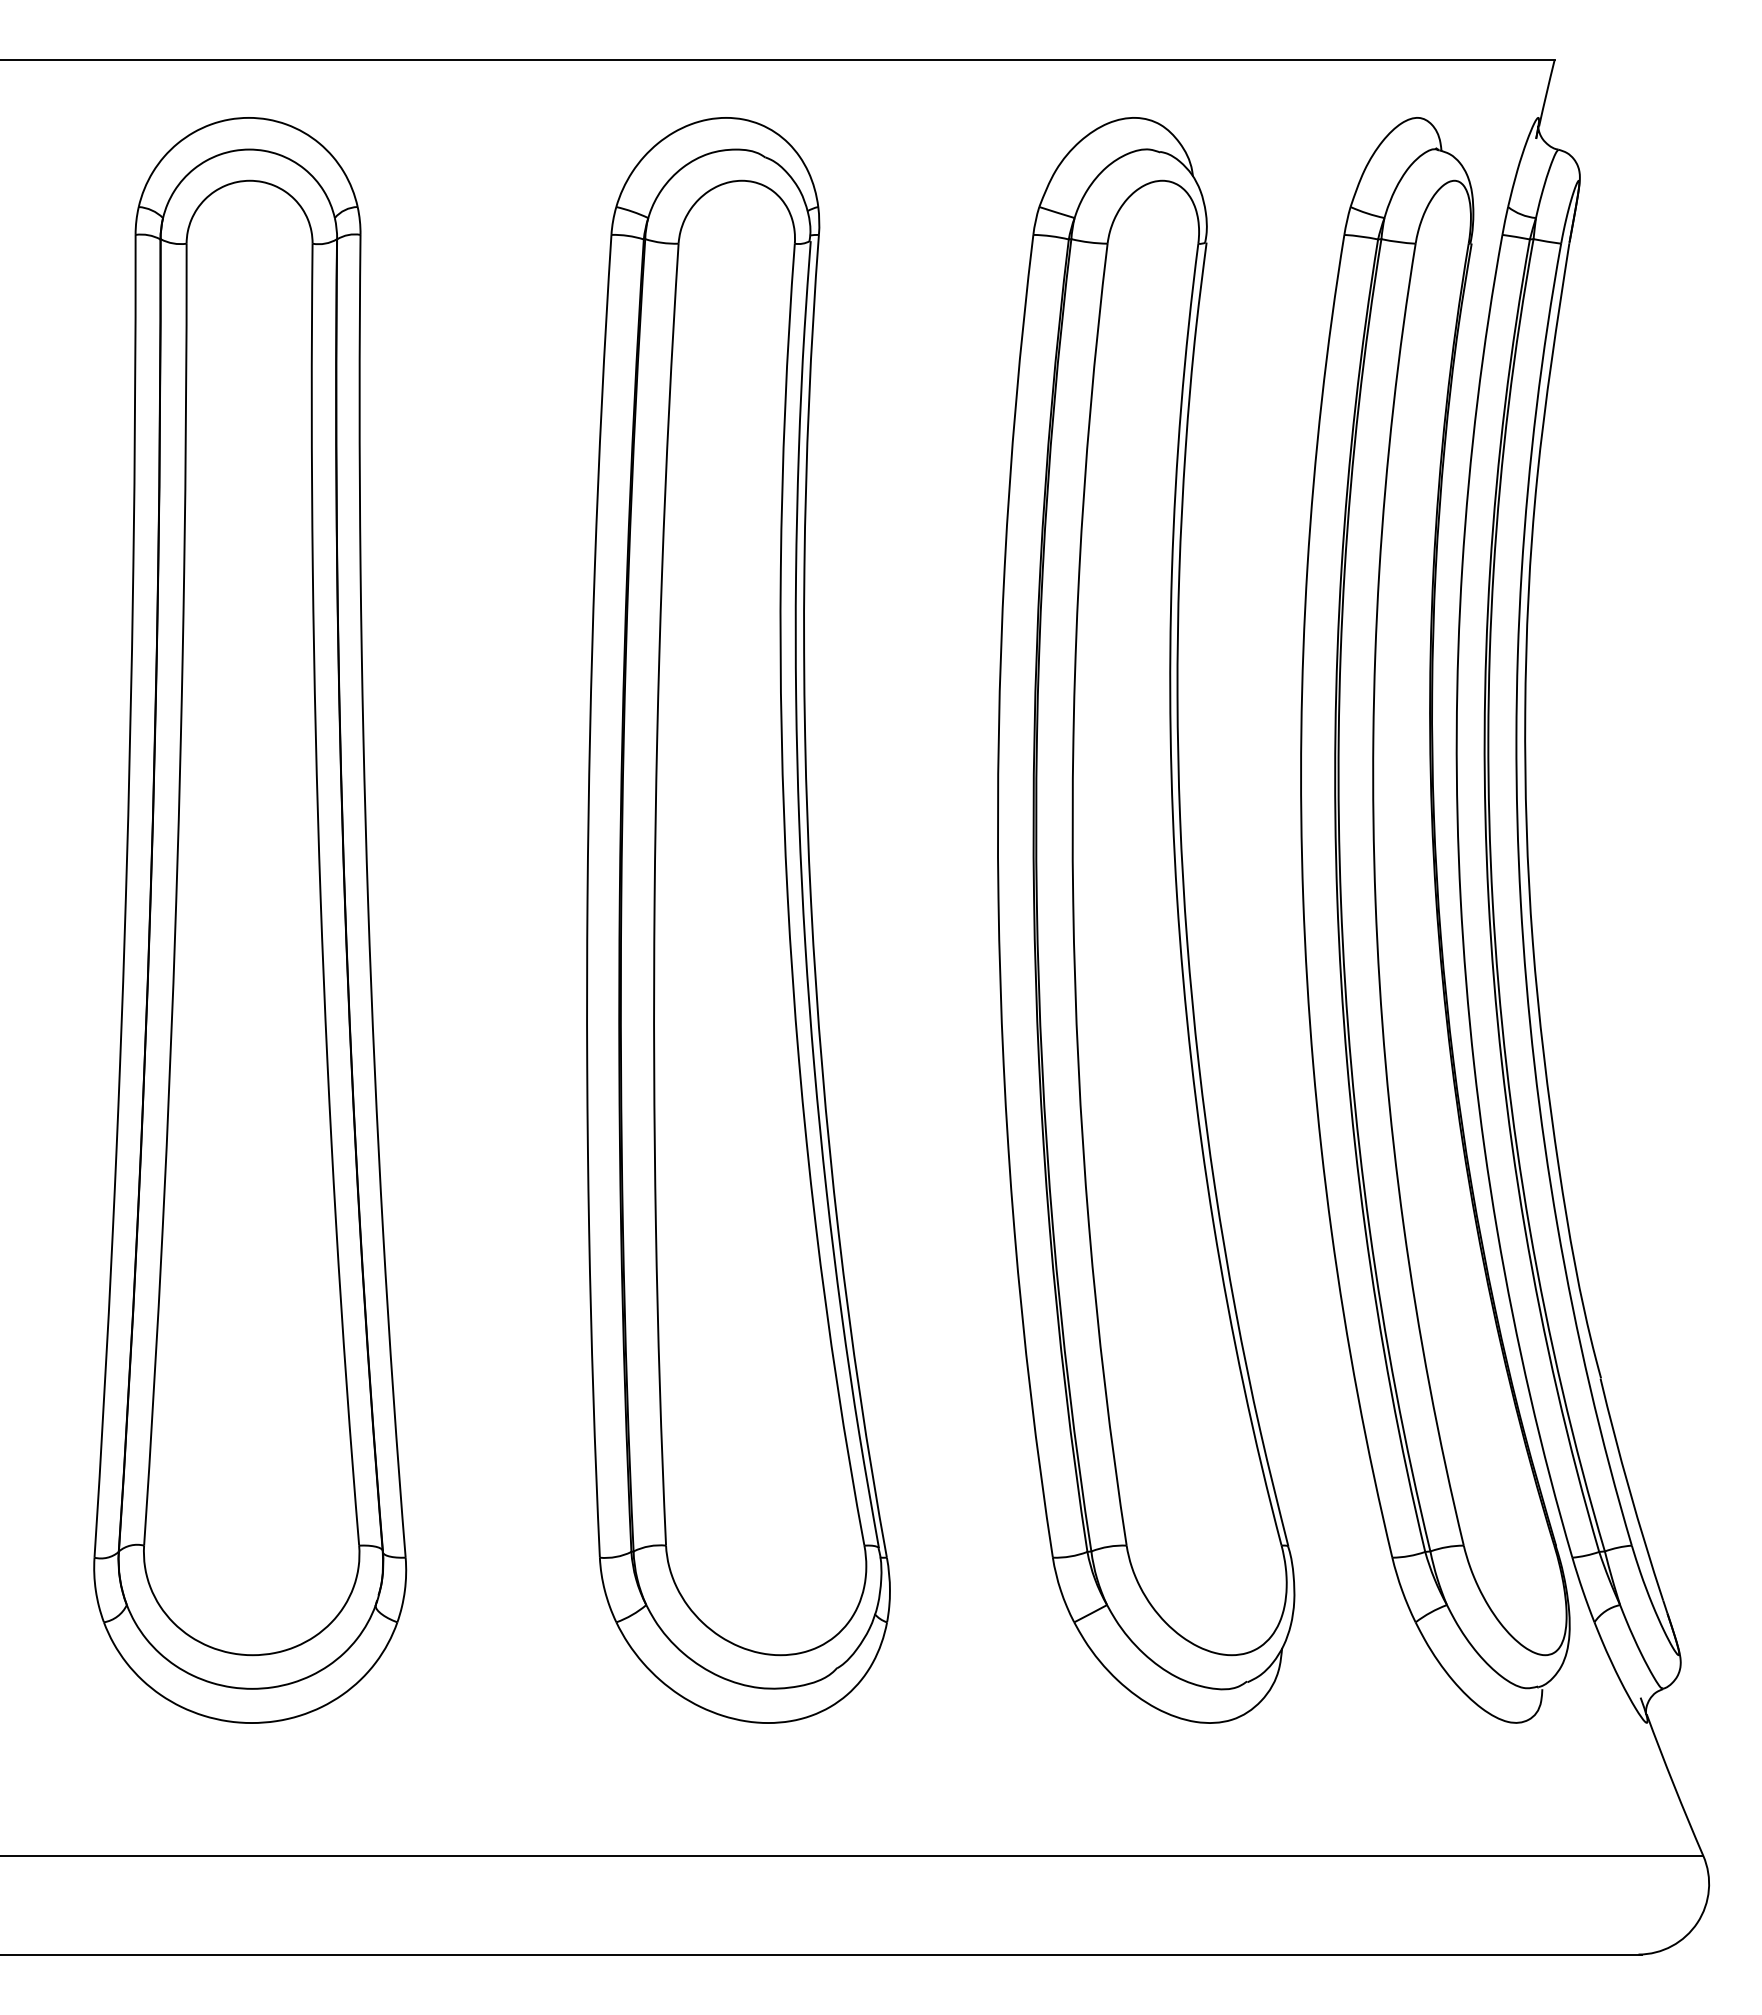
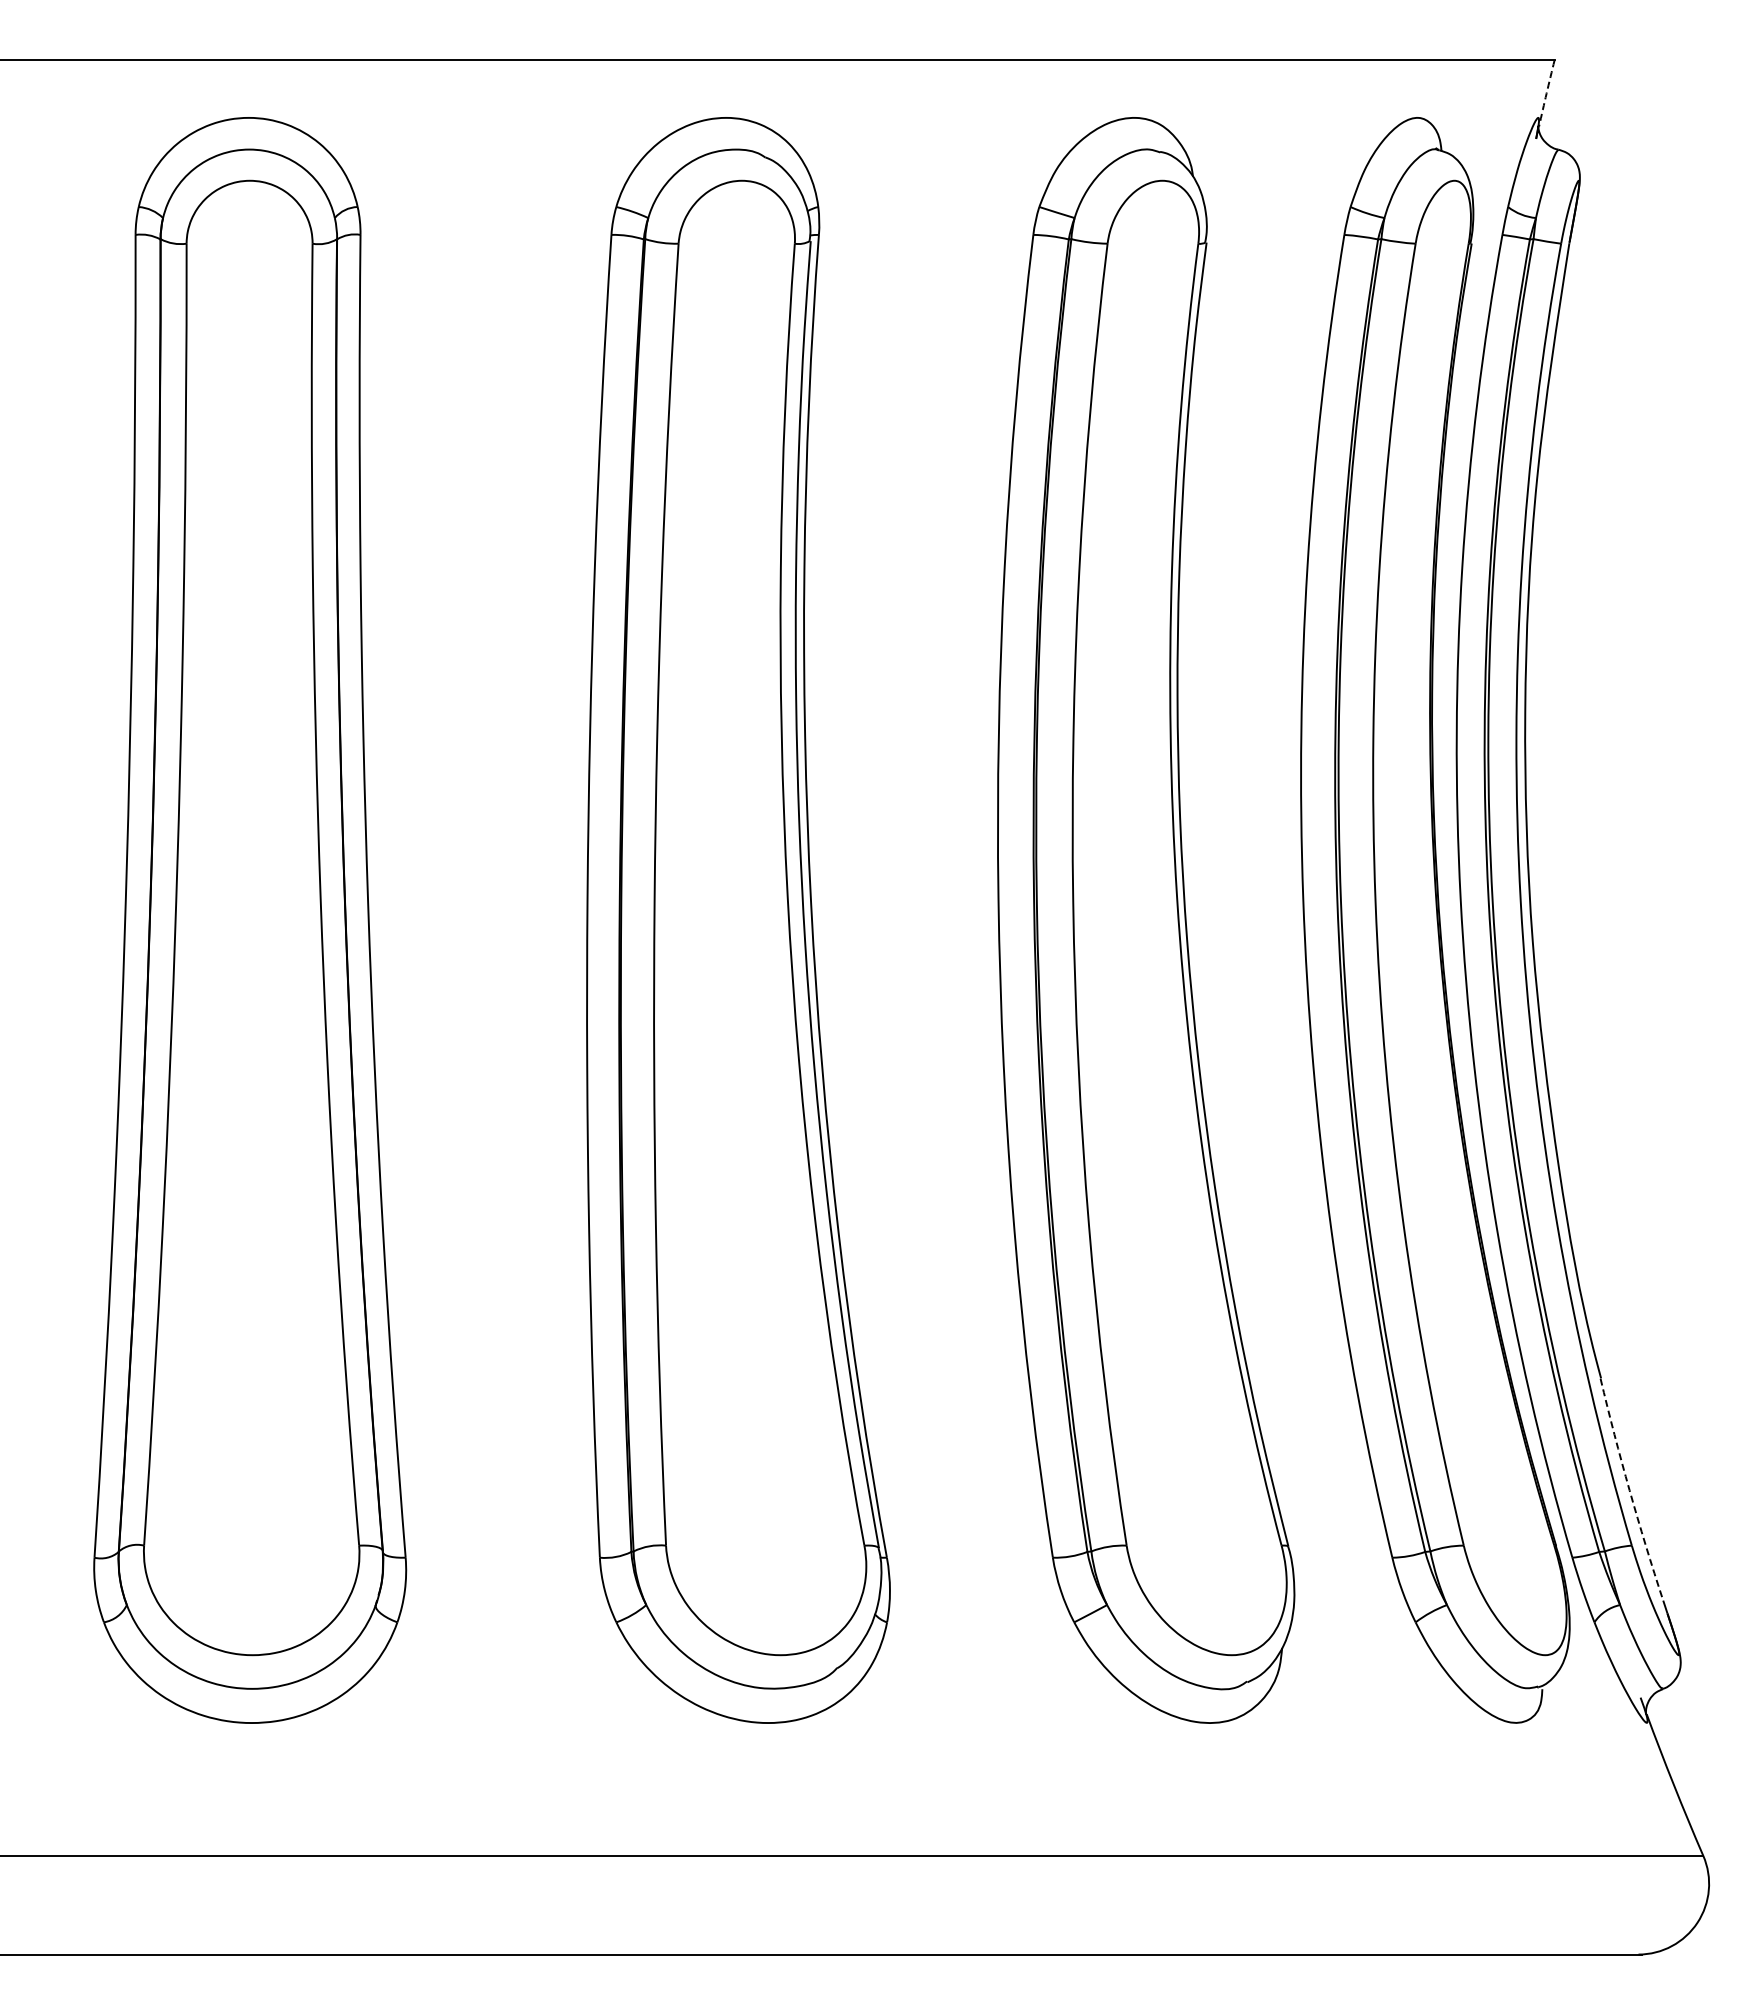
arc: solid -> dashed (1546, 93)
arc: solid -> dashed (1629, 1490)
